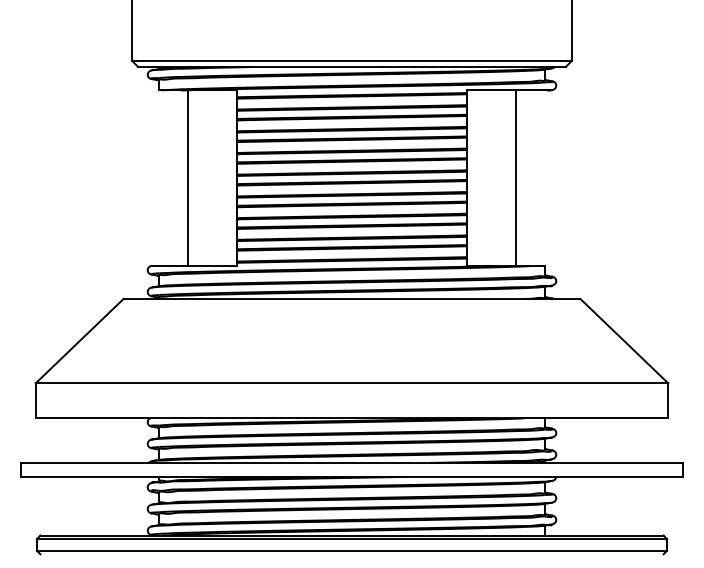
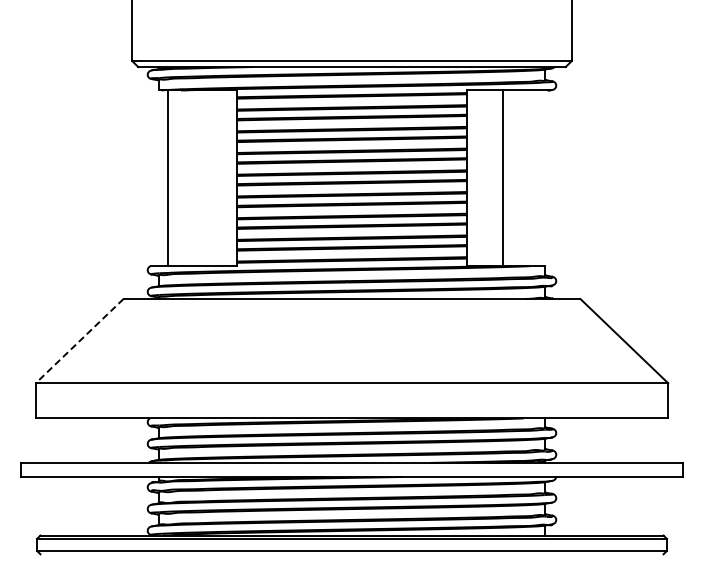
line position: (188, 178) -> (168, 178) (168, 178)
line position: (515, 178) -> (502, 178) (502, 178)
line: solid -> dashed (79, 341)
